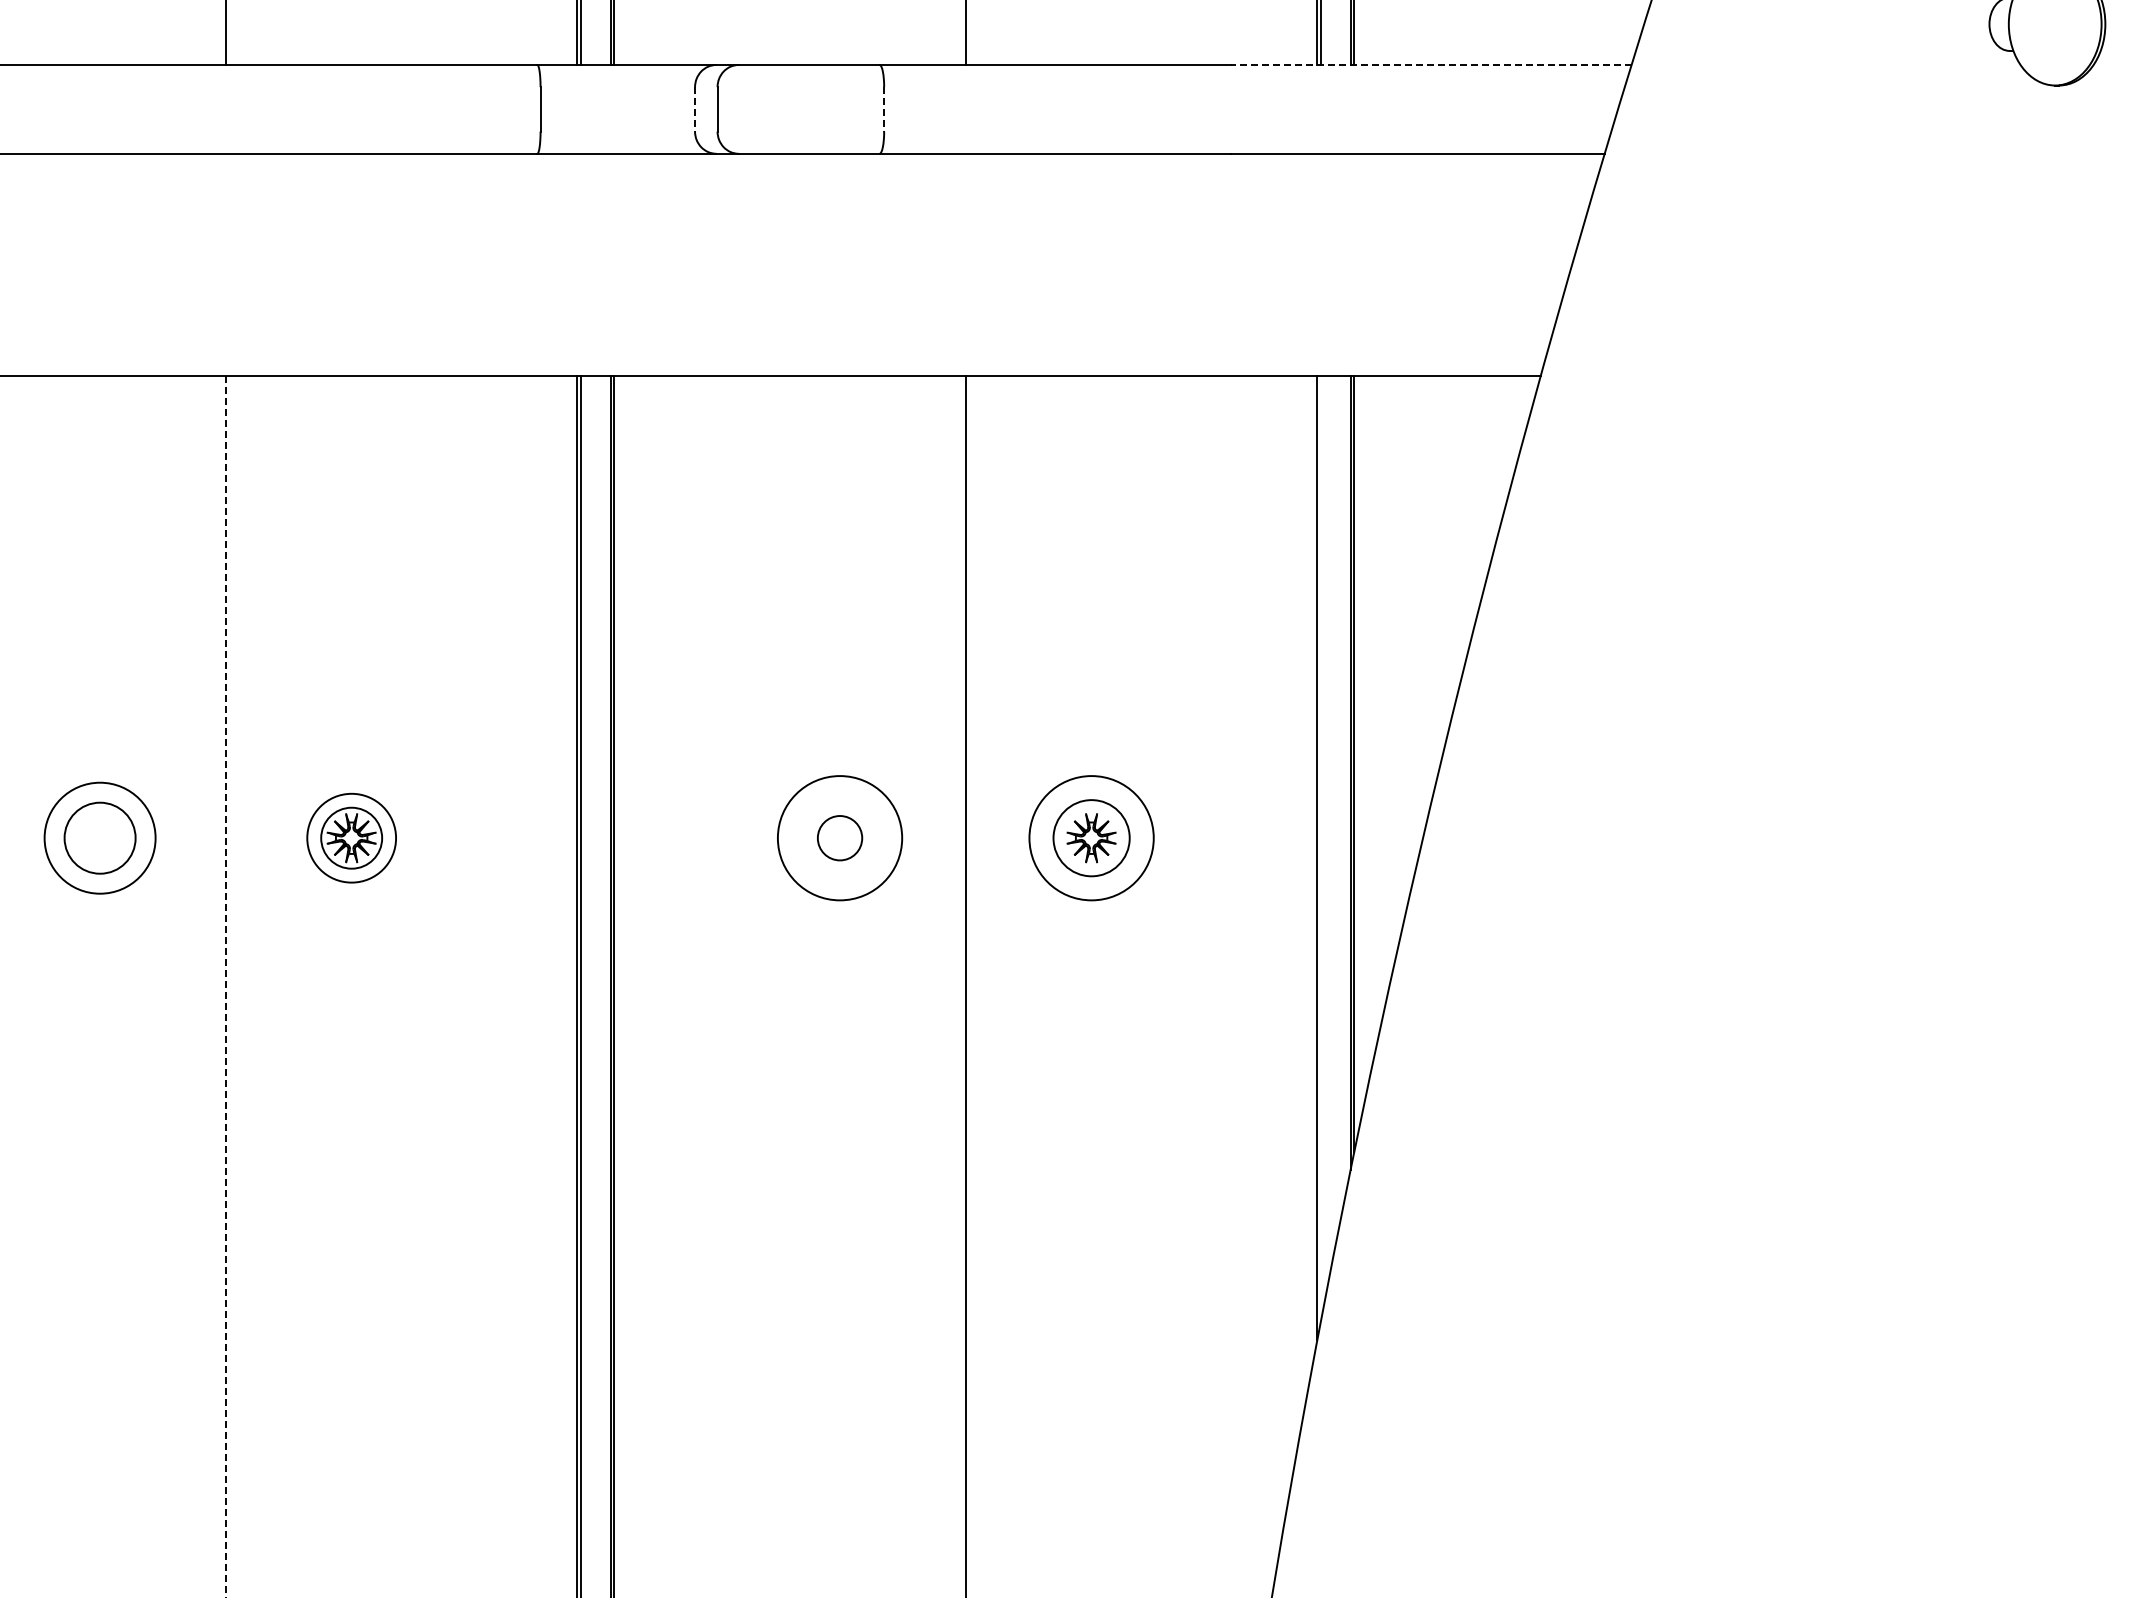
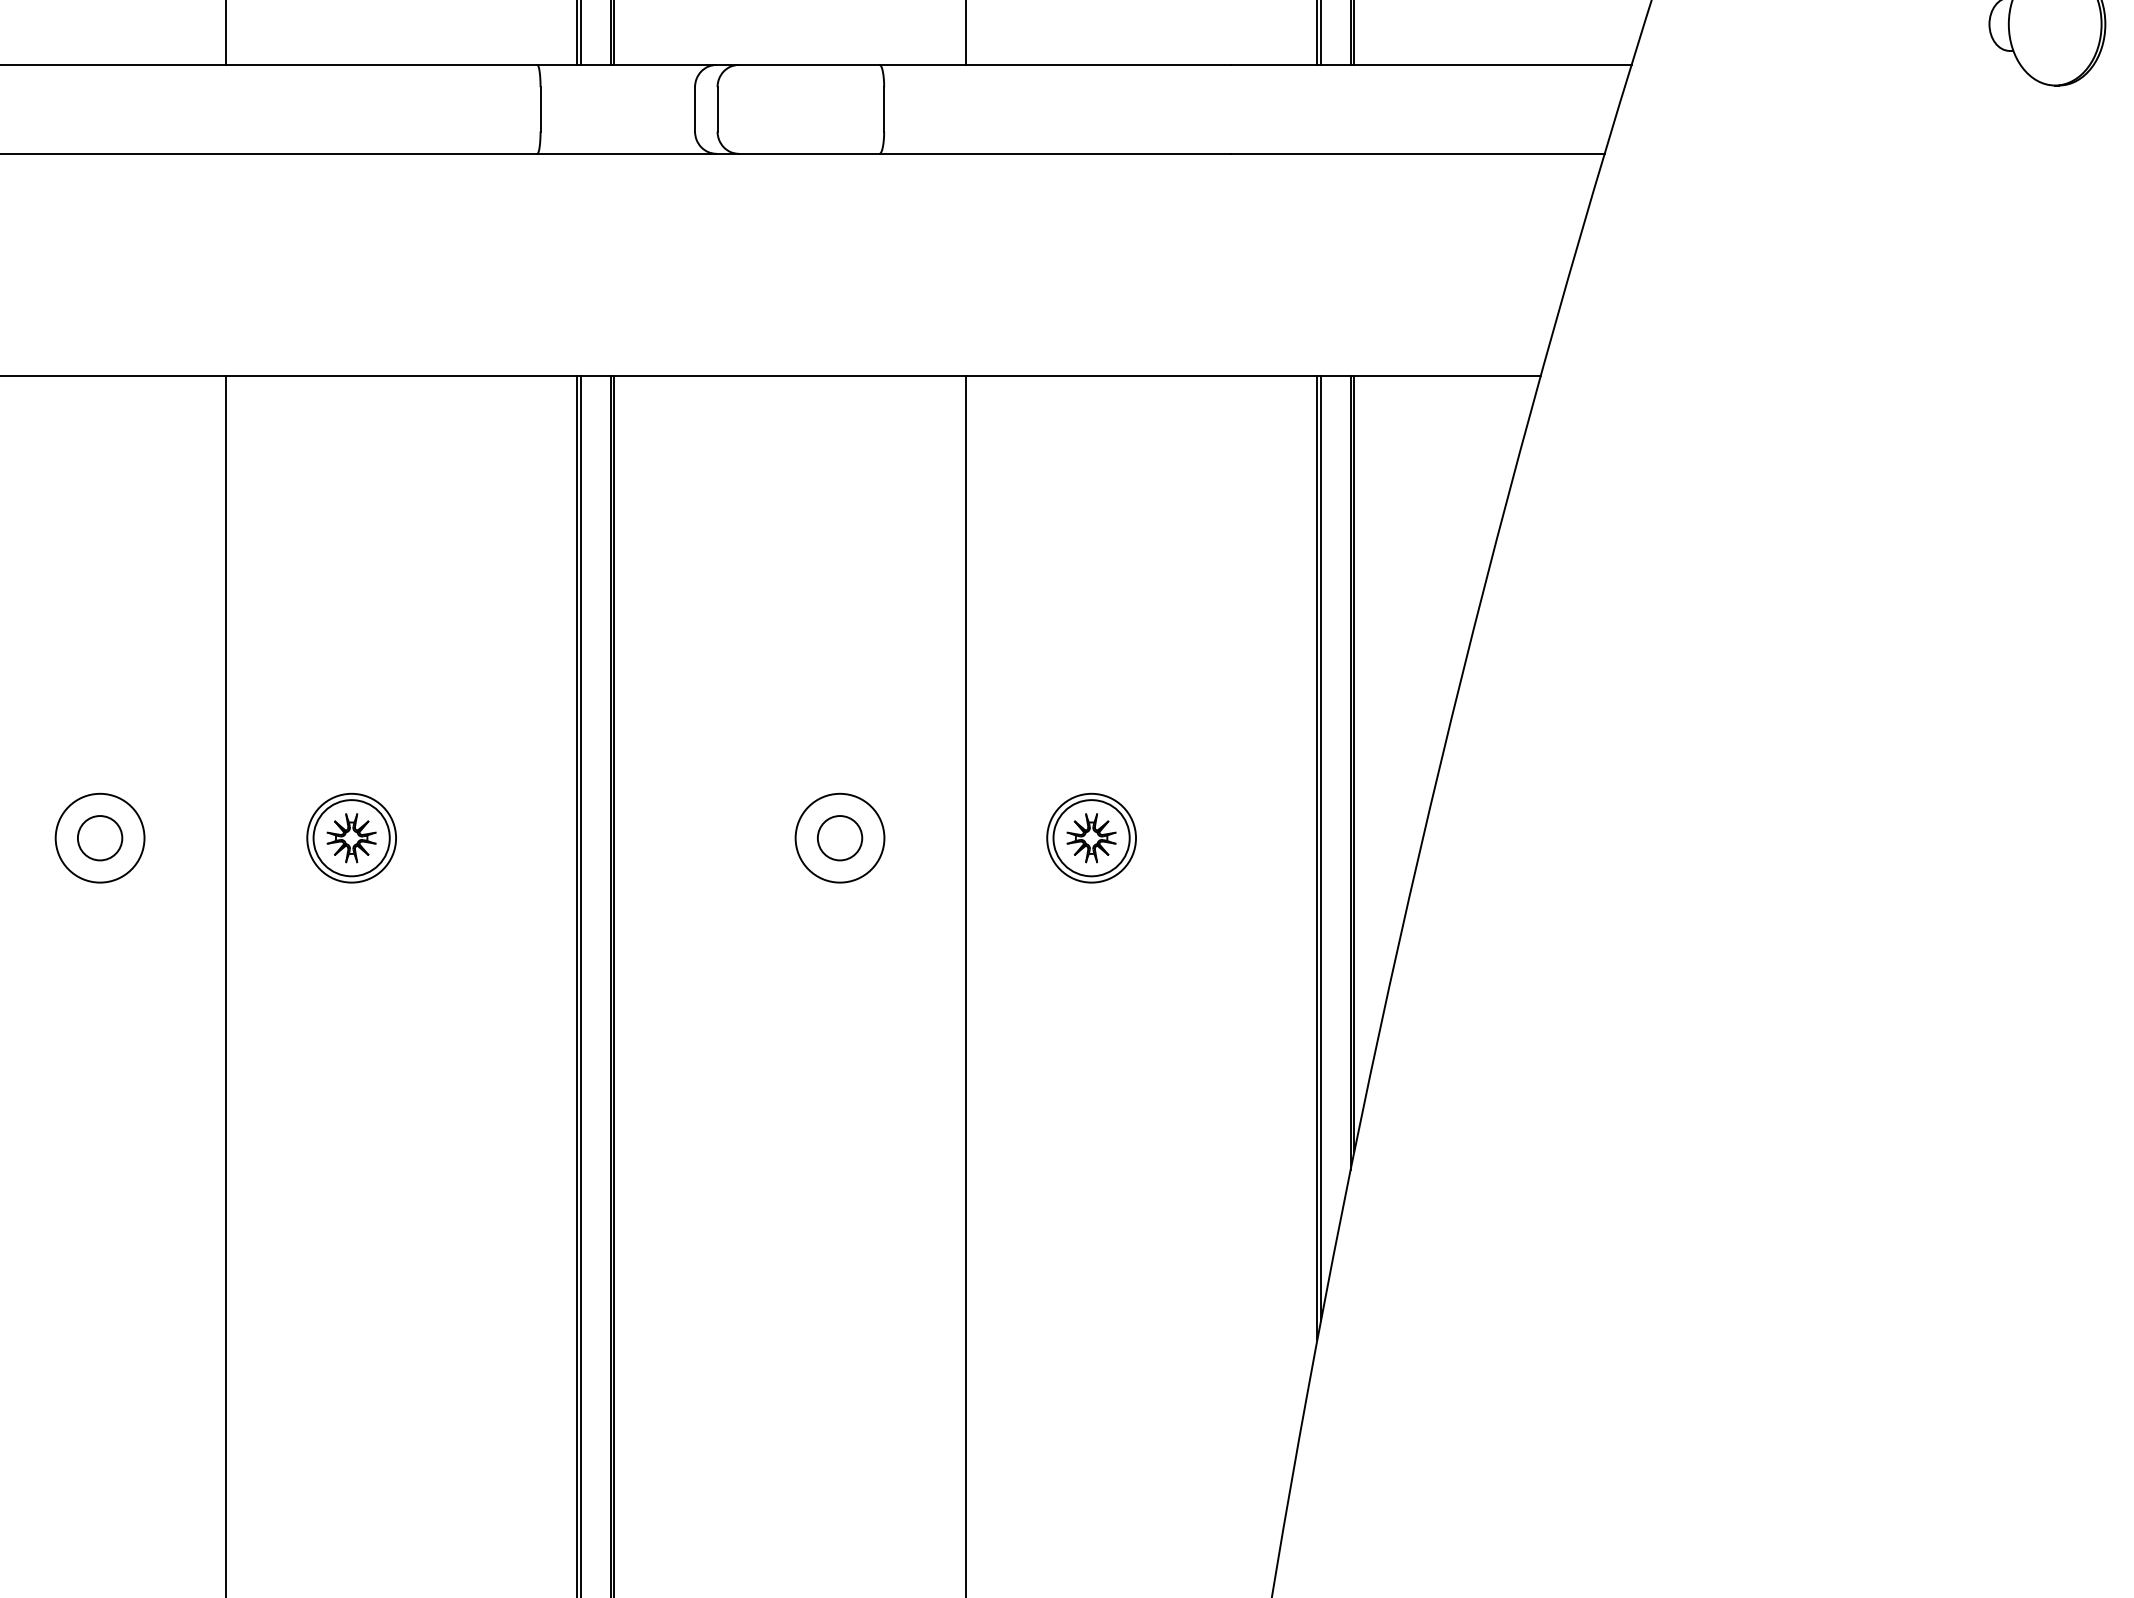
line: dashed -> solid (1430, 65)
line: dashed -> solid (695, 109)
line: dashed -> solid (884, 109)
circle diameter: 111 px -> 89 px (99, 837)
circle diameter: 71 px -> 44 px (99, 838)
circle diameter: 61 px -> 76 px (351, 838)
circle diameter: 124 px -> 89 px (839, 837)
circle diameter: 124 px -> 89 px (1091, 837)
line: none -> present (1320, 847)
line: dashed -> solid (225, 986)
